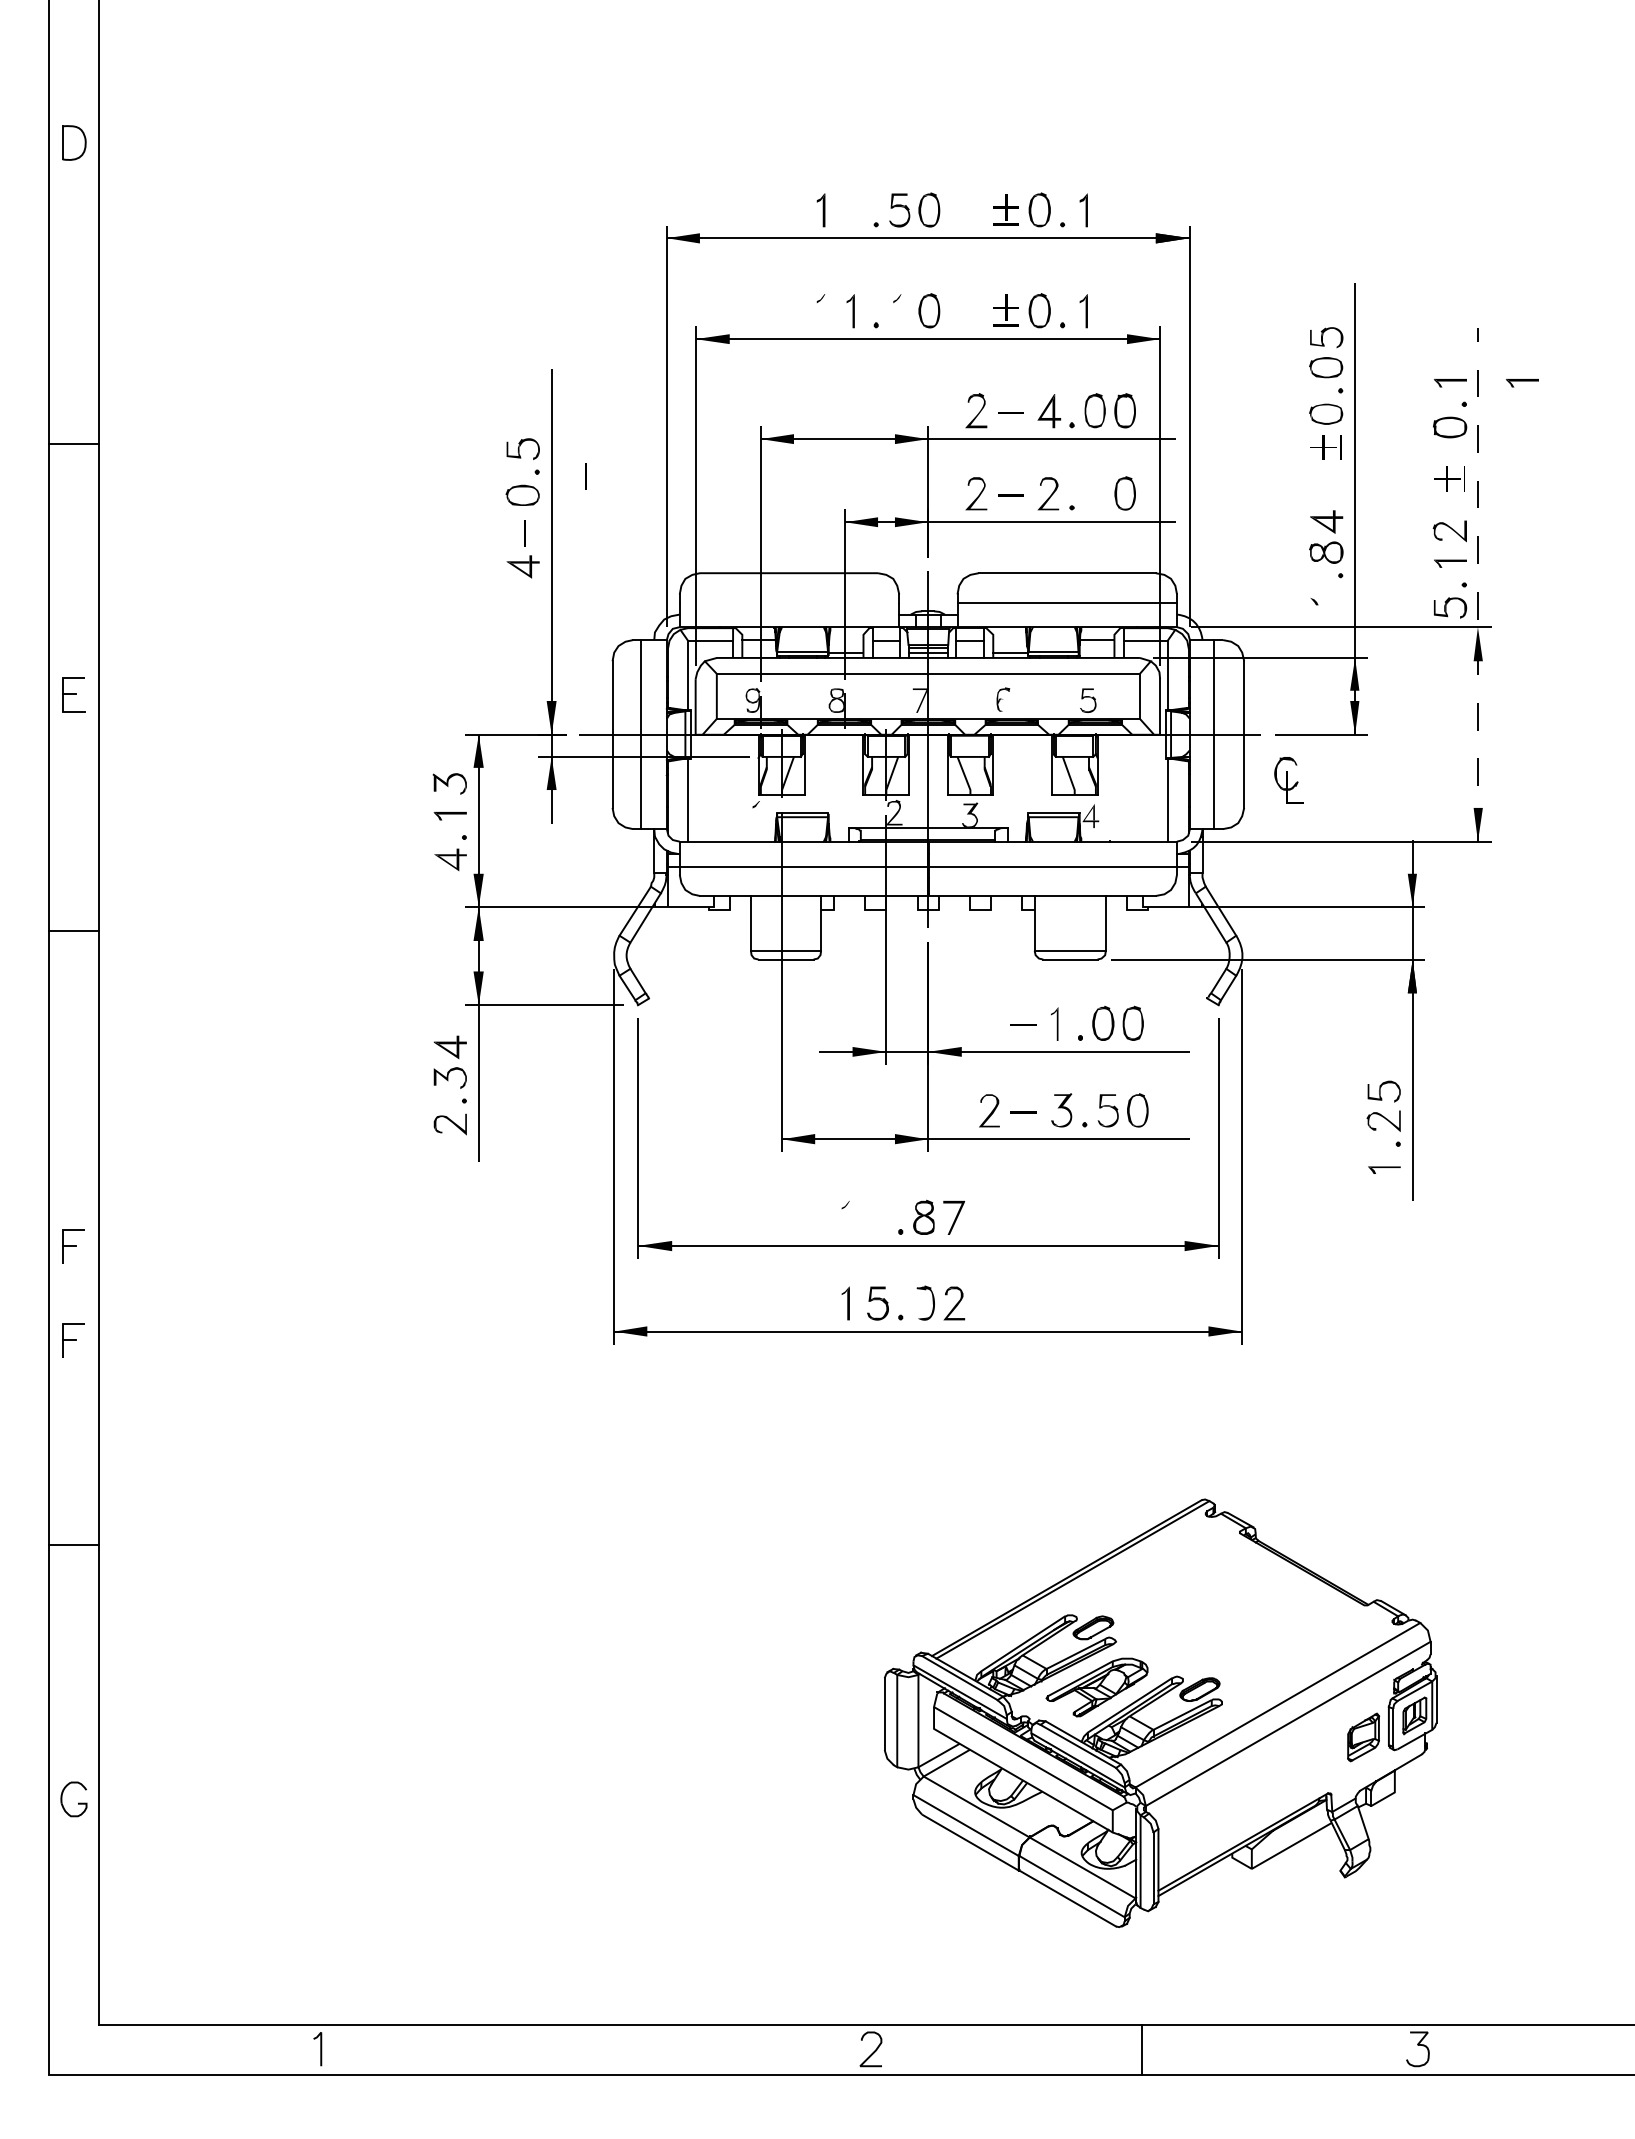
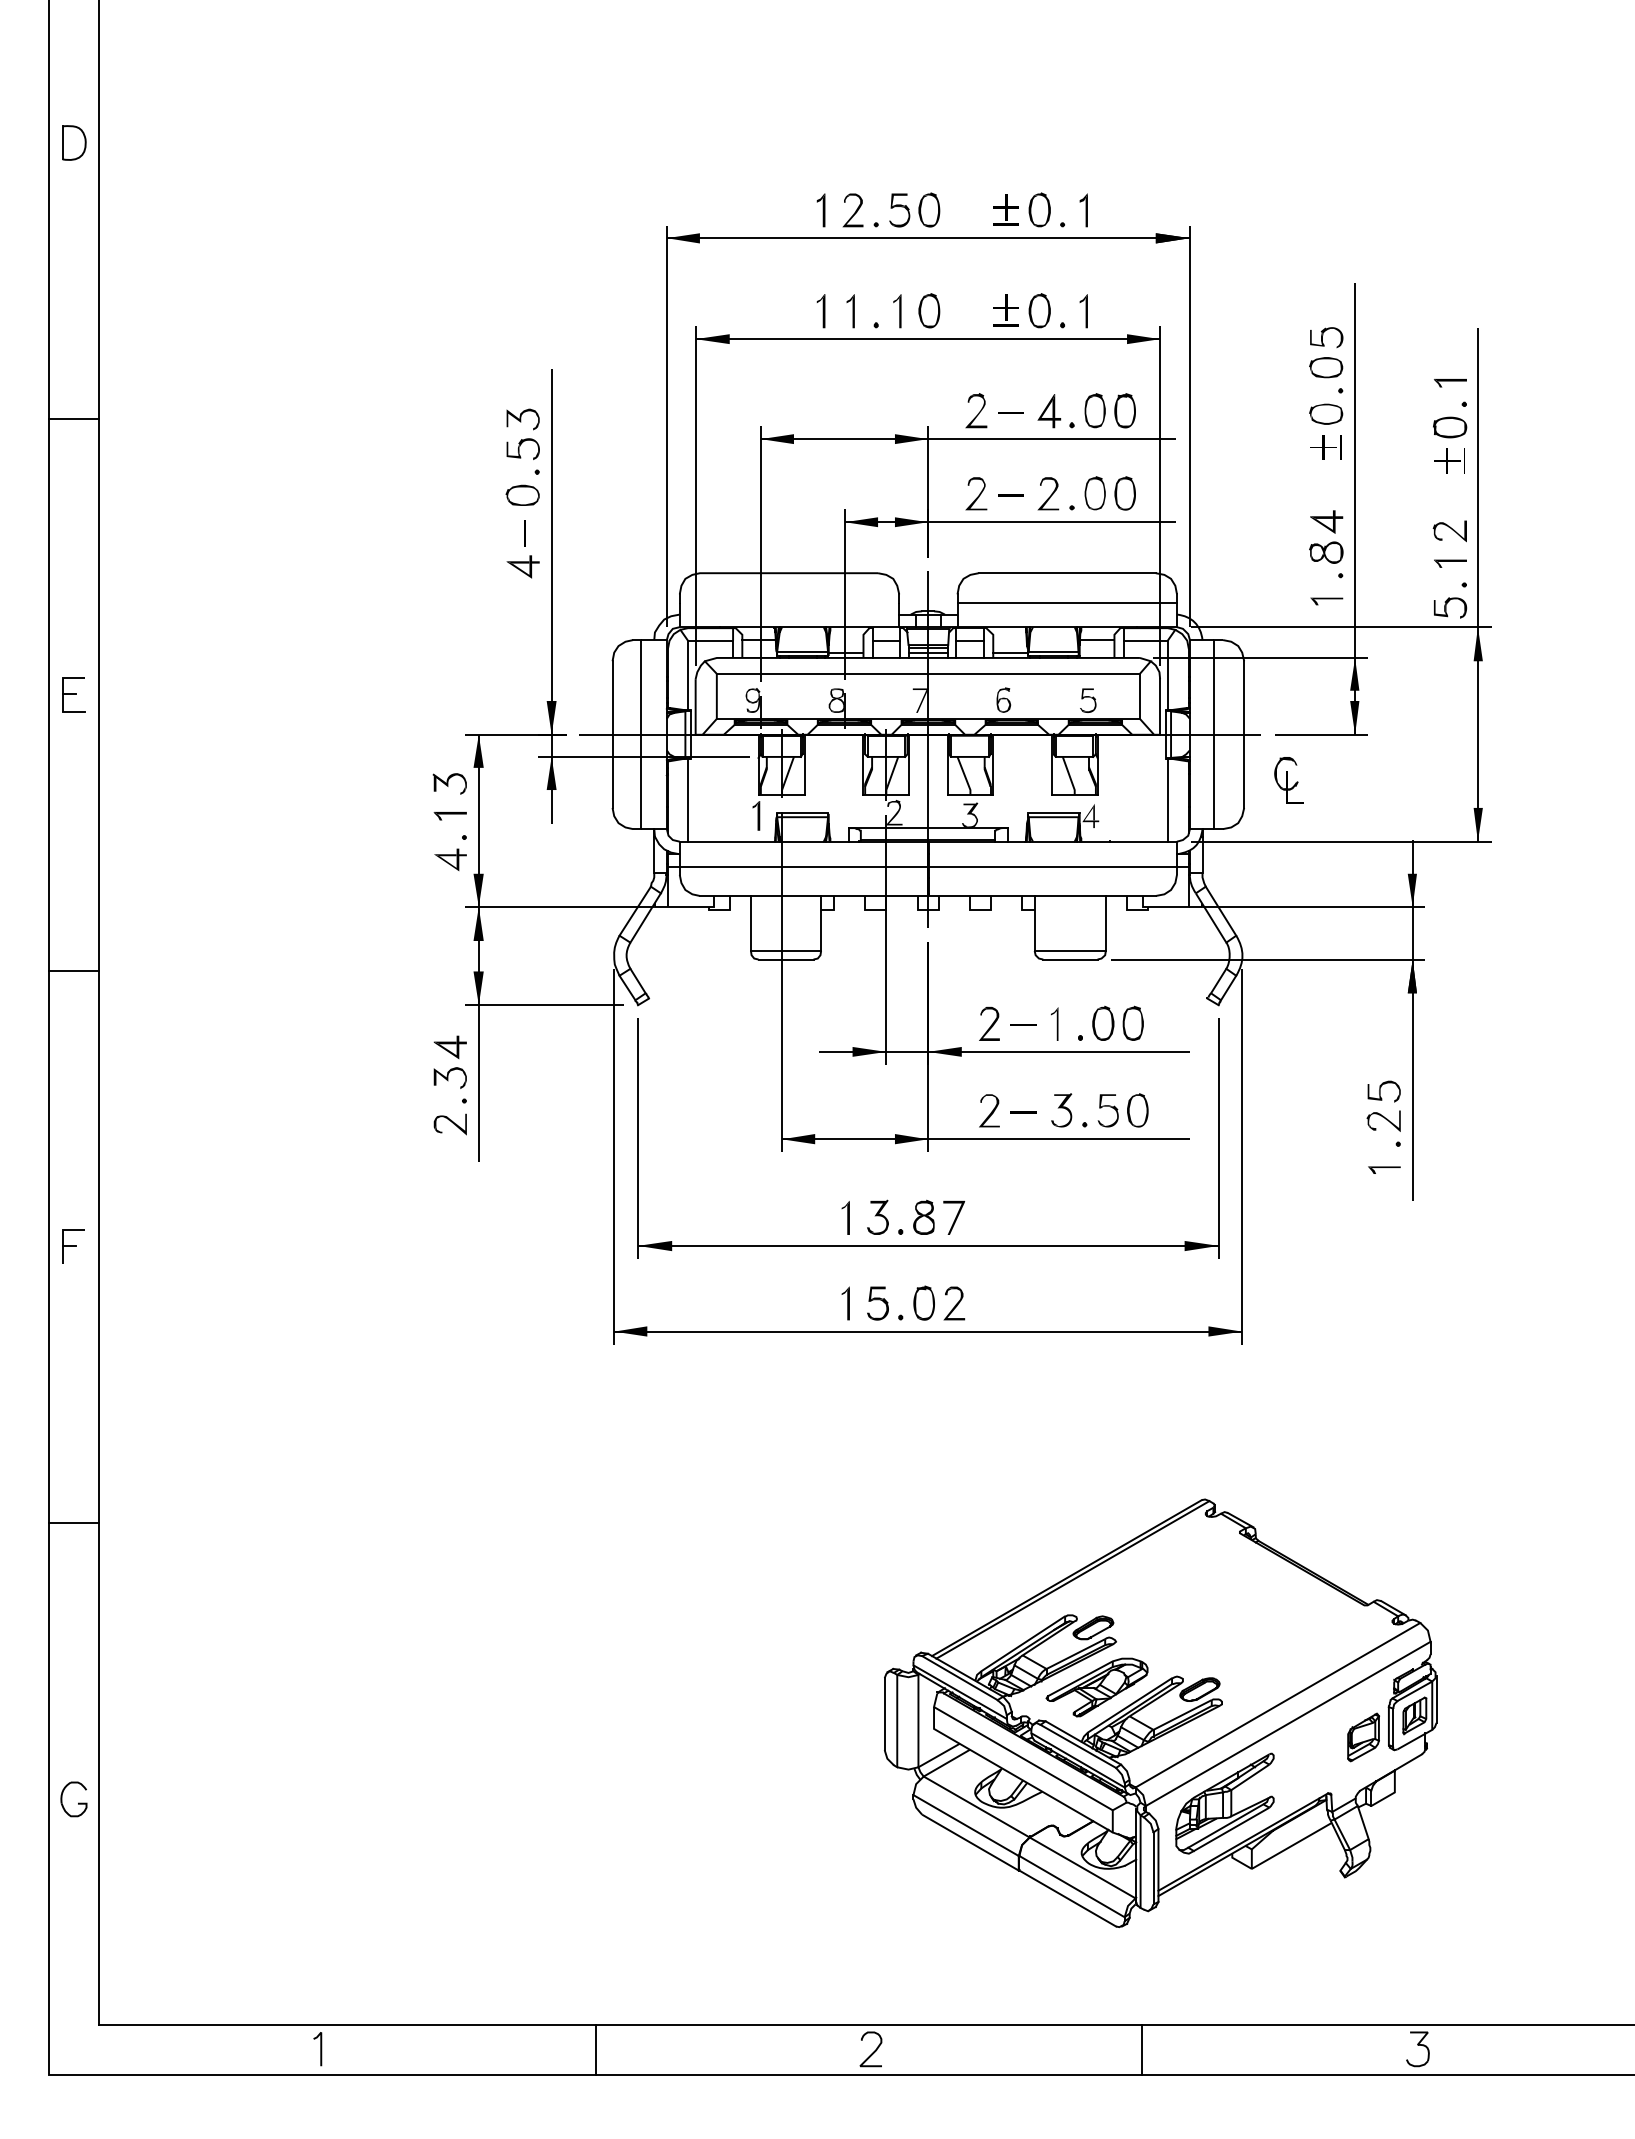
part: none -> present (852, 210)
fill: none -> present (823, 311)
fill: none -> present (900, 311)
part: present -> none (1522, 383)
part: none -> present (522, 419)
line position: (74, 443) -> (74, 418) (74, 418)
line: present -> none (585, 476)
part position: (1449, 478) -> (1449, 460) (1449, 460)
part: none -> present (1094, 493)
line: dashed -> solid (1477, 584)
fill: none -> present (1326, 598)
fill: none -> present (1005, 704)
fill: none -> present (758, 815)
line position: (74, 931) -> (74, 971) (74, 971)
part: none -> present (989, 1023)
part: none -> present (877, 1216)
fill: none -> present (848, 1217)
fill: none -> present (919, 1303)
part: present -> none (73, 1340)
line position: (74, 1544) -> (74, 1522) (74, 1522)
part: none -> present (1224, 1803)
line: none -> present (595, 2049)
